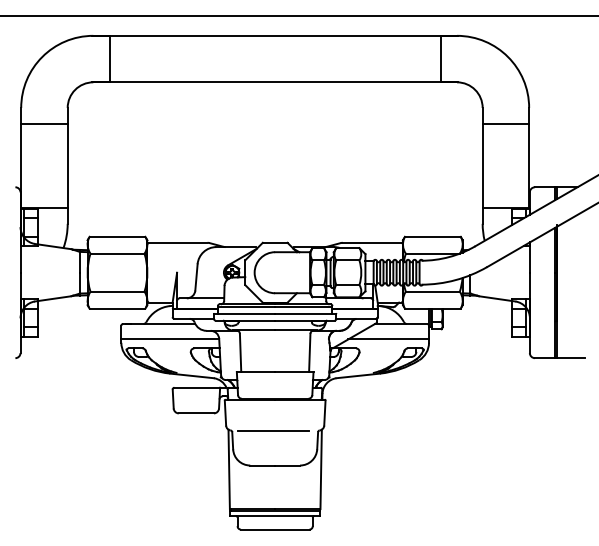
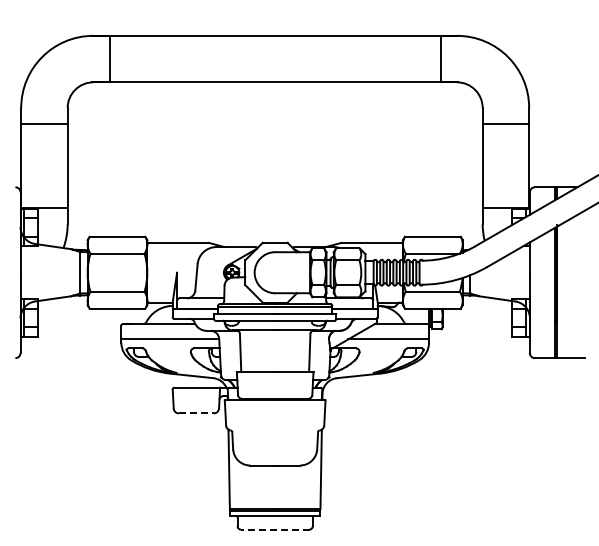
line: present -> none (298, 16)
line: solid -> dashed (196, 413)
line: present -> none (273, 430)
line: solid -> dashed (275, 529)
